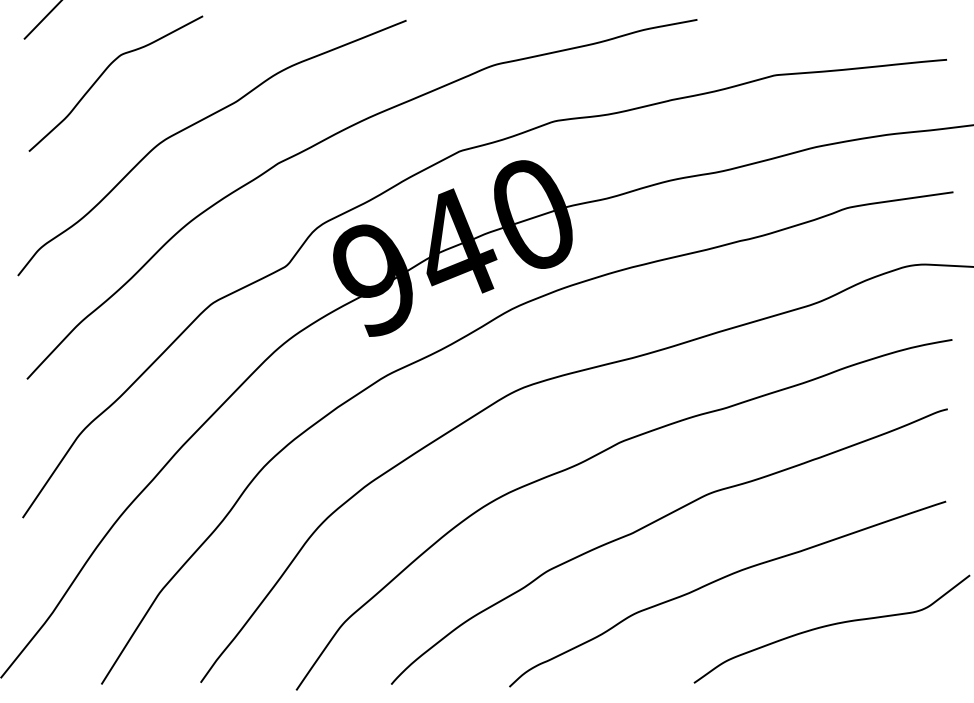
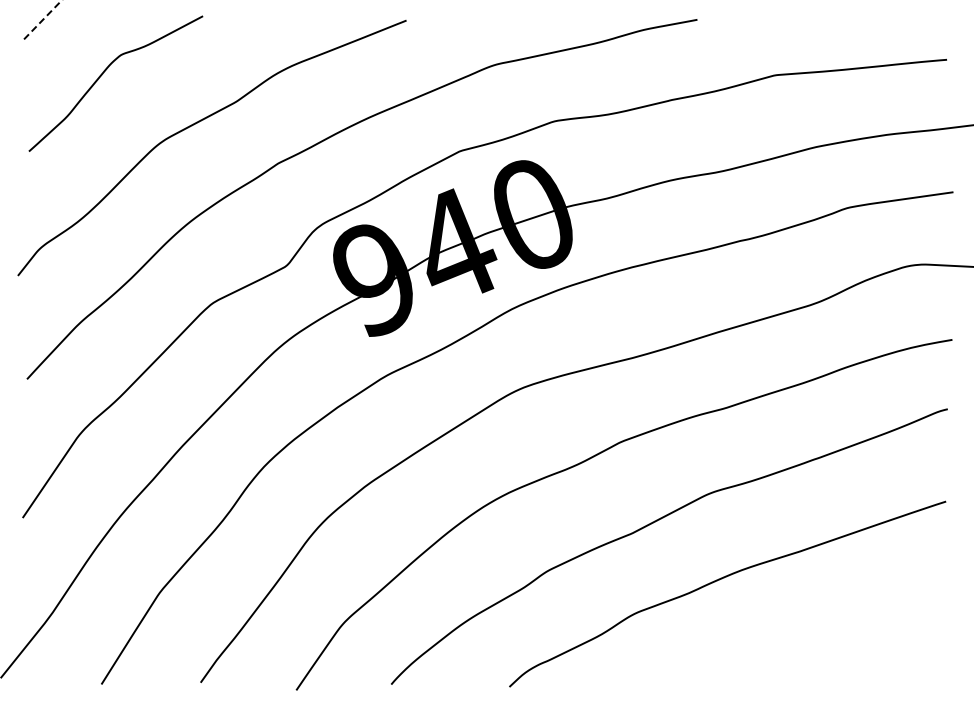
line: solid -> dashed (43, 19)
curve: present -> none (829, 626)
